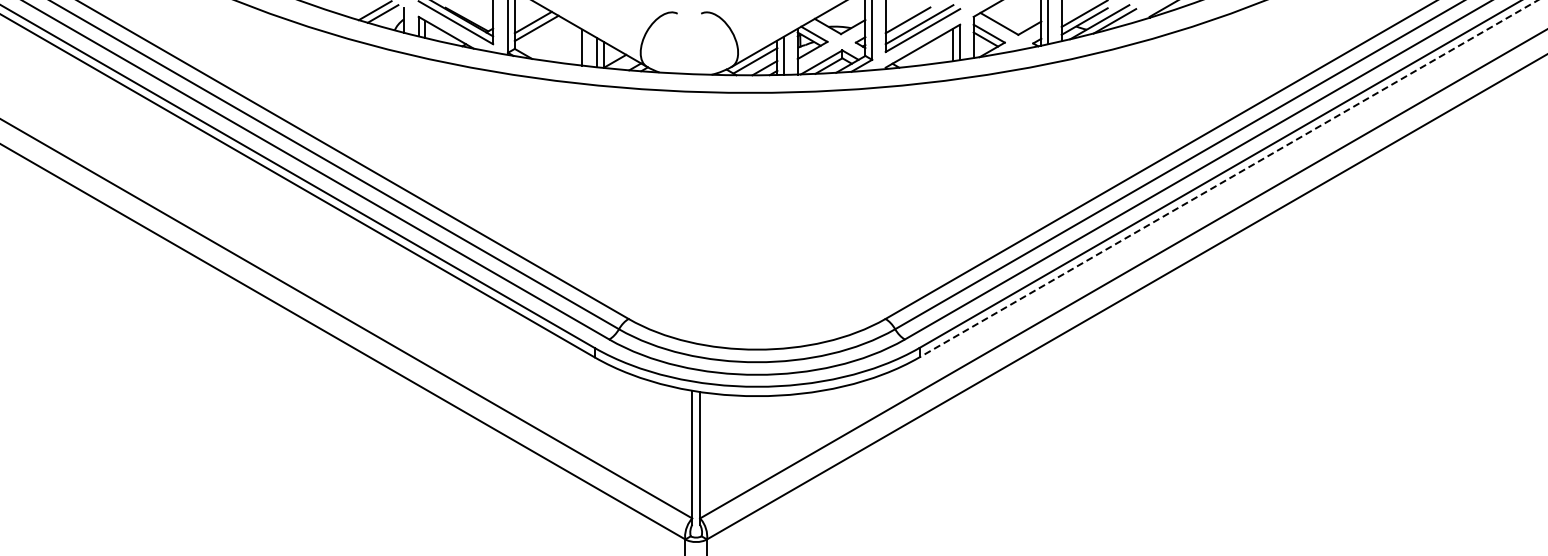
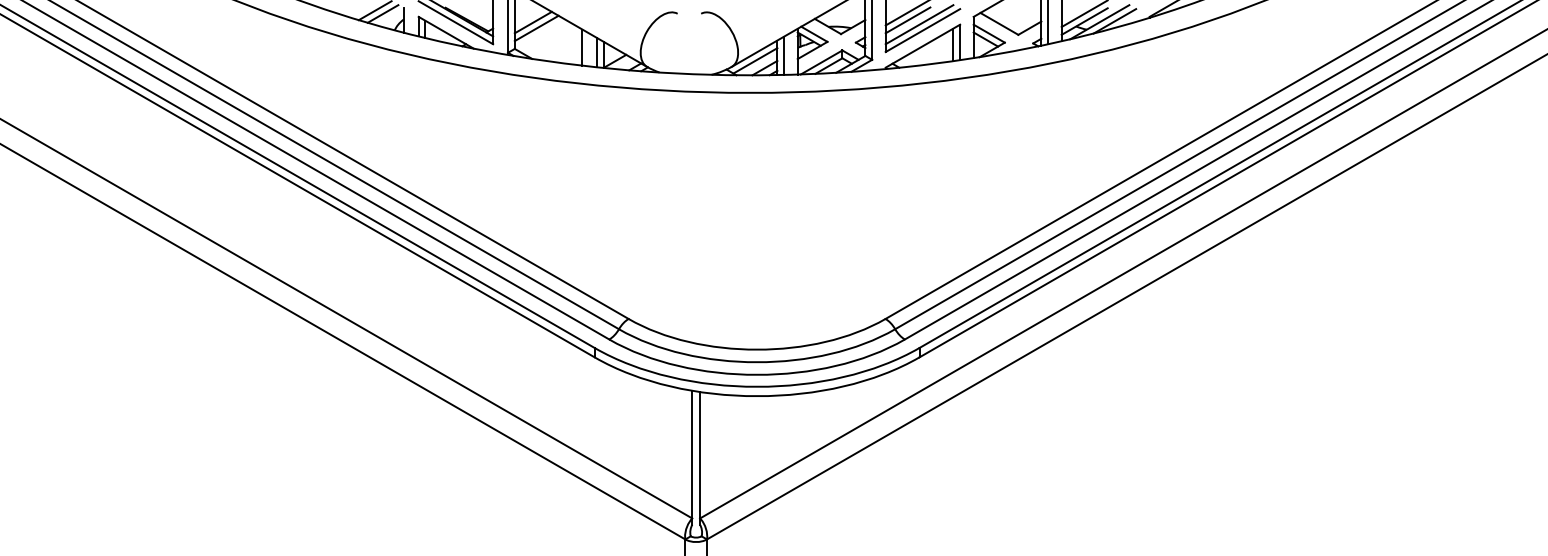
line: none -> present (905, 13)
line: dashed -> solid (1228, 178)
